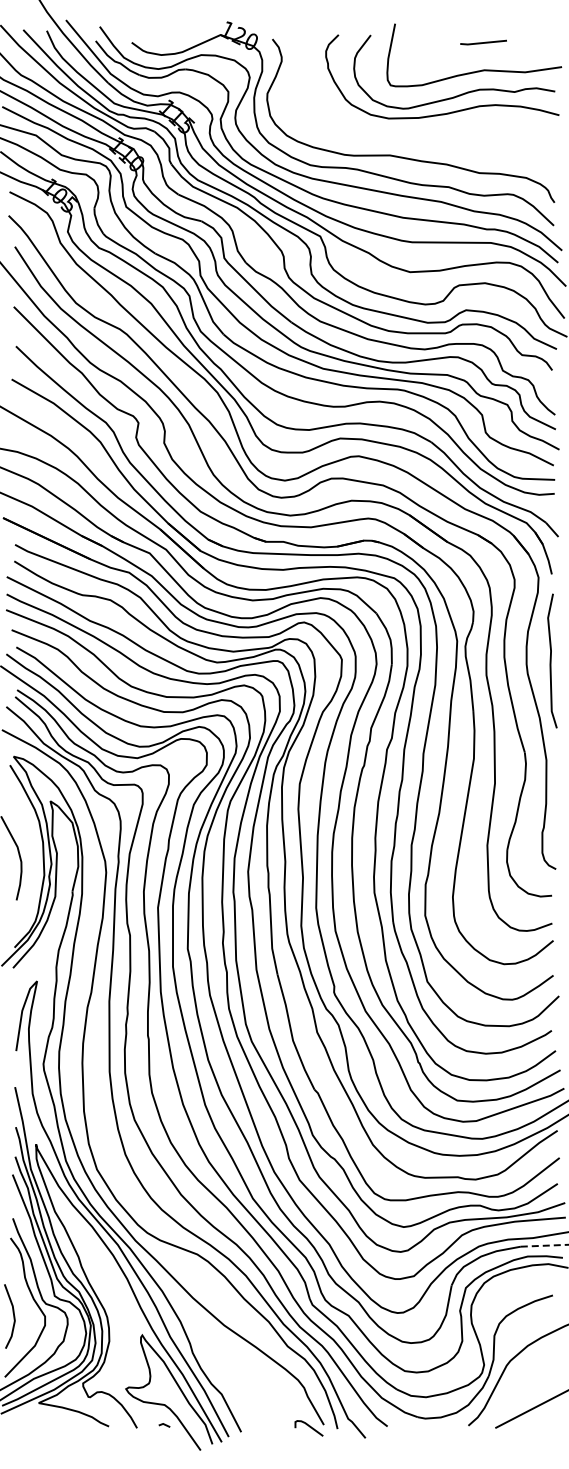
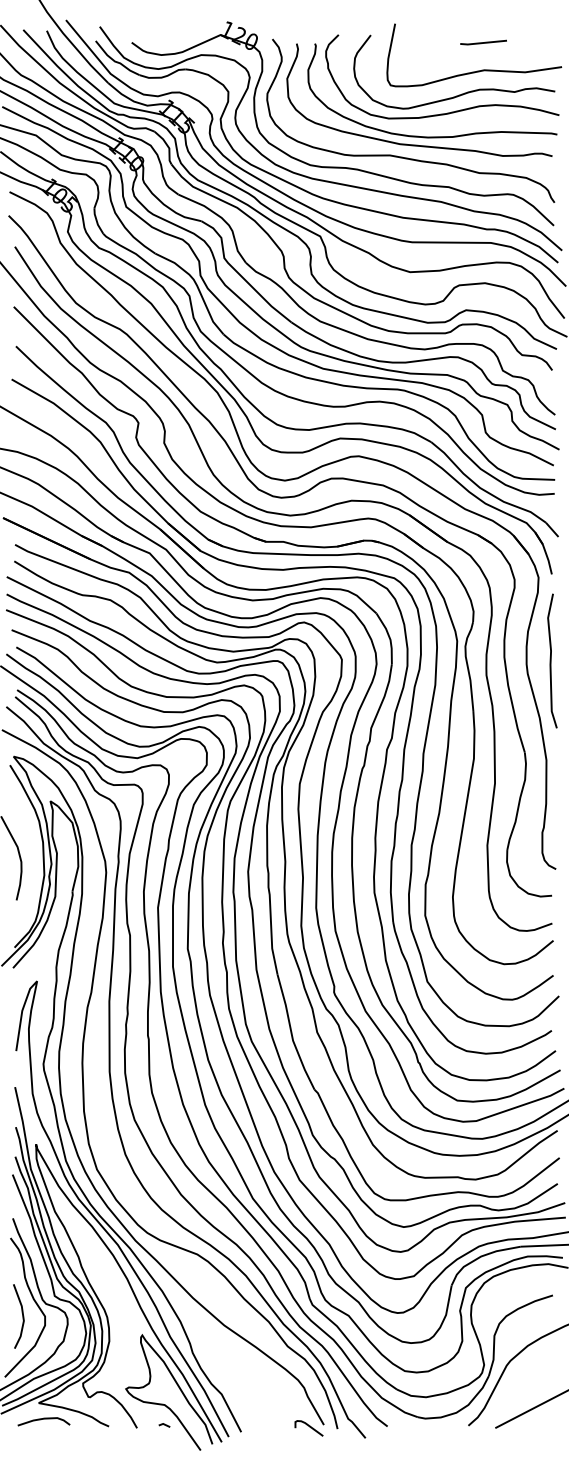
part: none -> present (418, 135)
line: dashed -> solid (544, 1245)
line position: (13, 1316) -> (22, 1316) (22, 1316)
curve: none -> present (43, 1419)
